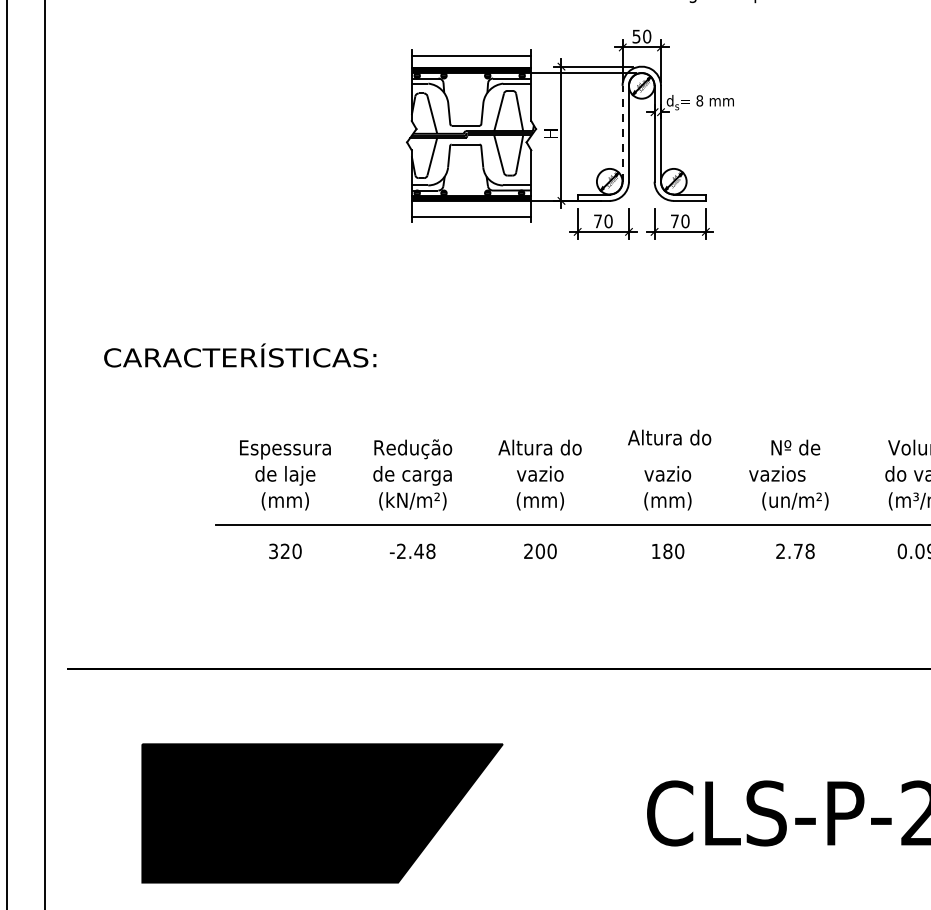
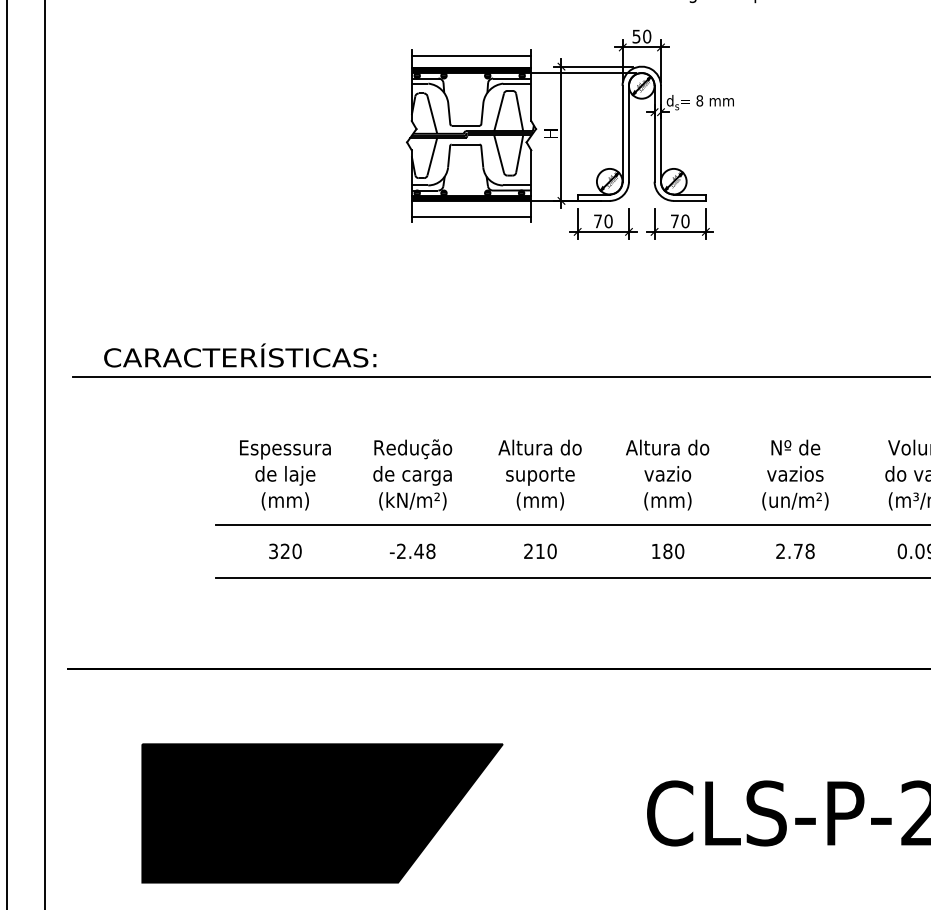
line: dashed -> solid (622, 133)
line: none -> present (499, 377)
text position: (669, 437) -> (667, 447) (667, 447)
text position: (777, 473) -> (795, 473) (795, 473)
text: vazio -> suporte (540, 475)
text: 200 -> 210 (539, 551)
line: none -> present (571, 577)
